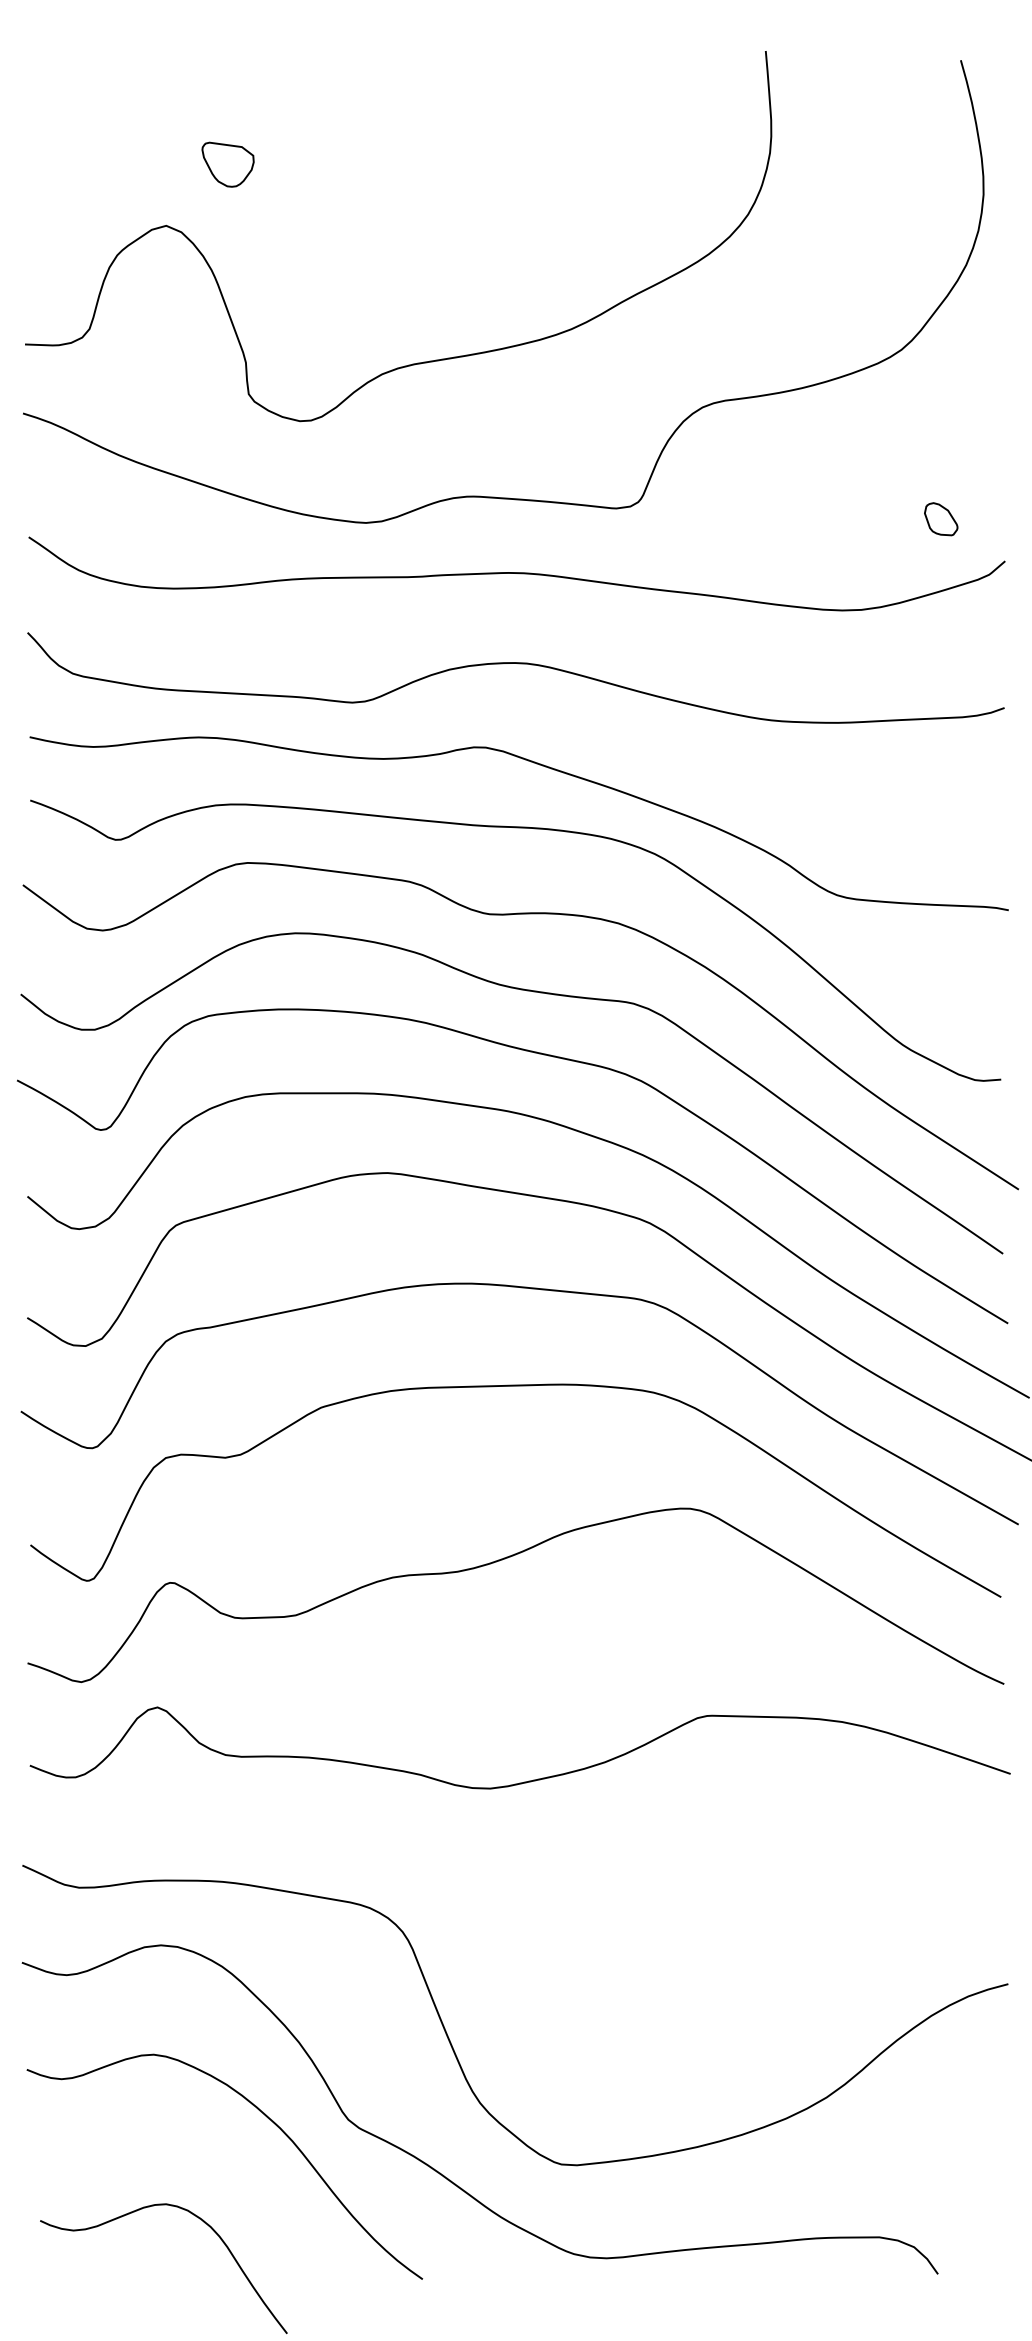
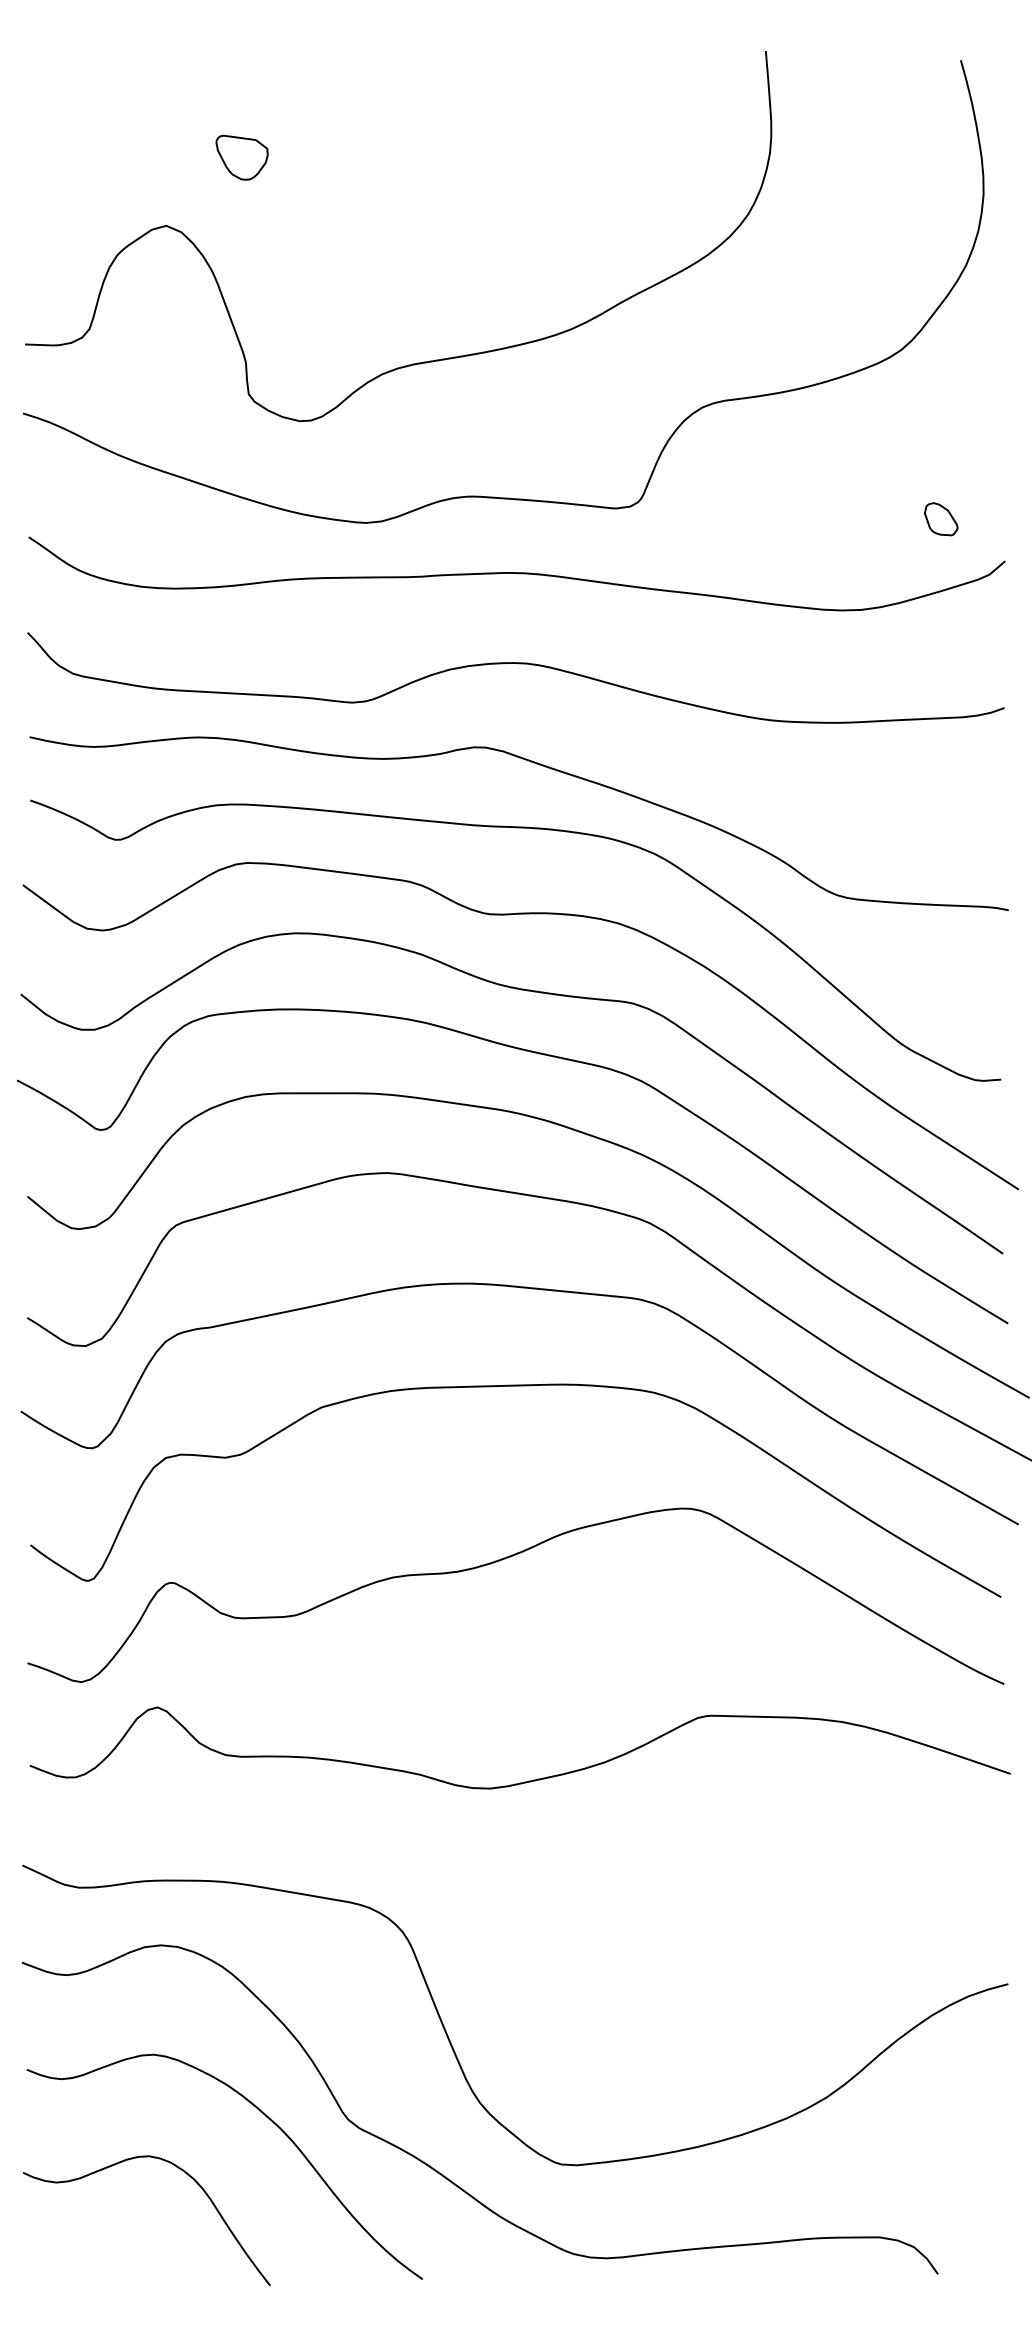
part position: (227, 164) -> (241, 157) (241, 157)
curve position: (196, 2217) -> (179, 2169) (179, 2169)
